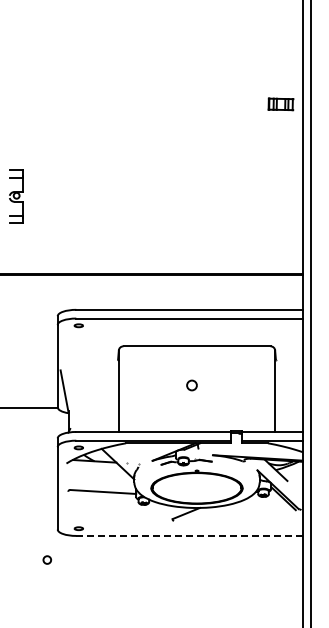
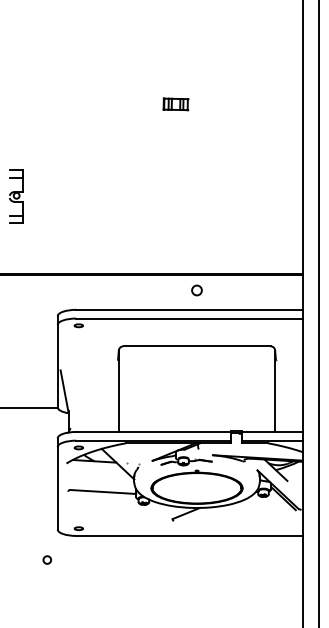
part position: (280, 104) -> (175, 104) (175, 104)
line position: (311, 313) -> (319, 313) (319, 313)
circle position: (191, 385) -> (196, 290) (196, 290)
line: dashed -> solid (189, 535)
